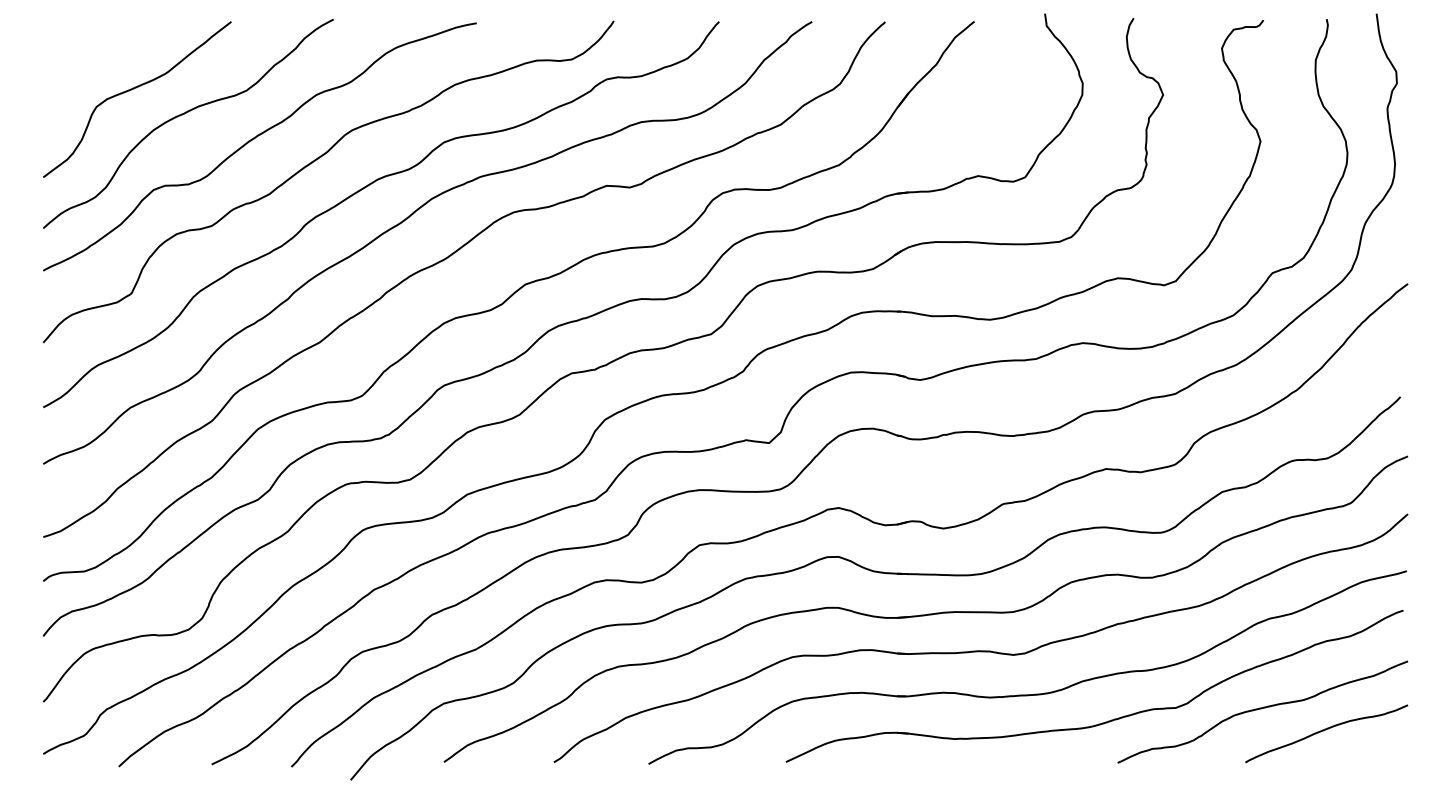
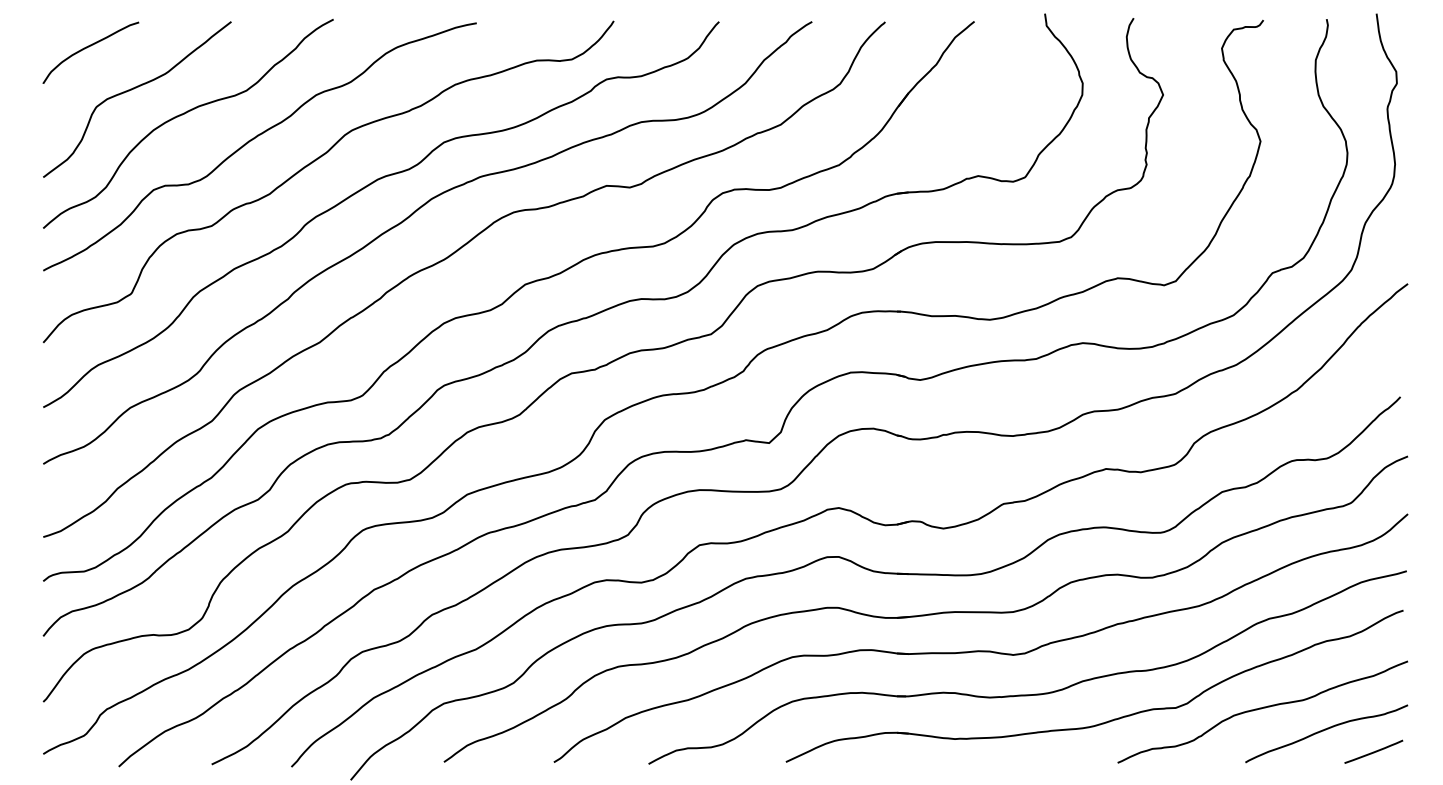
curve: none -> present (87, 48)
line: none -> present (1373, 751)
